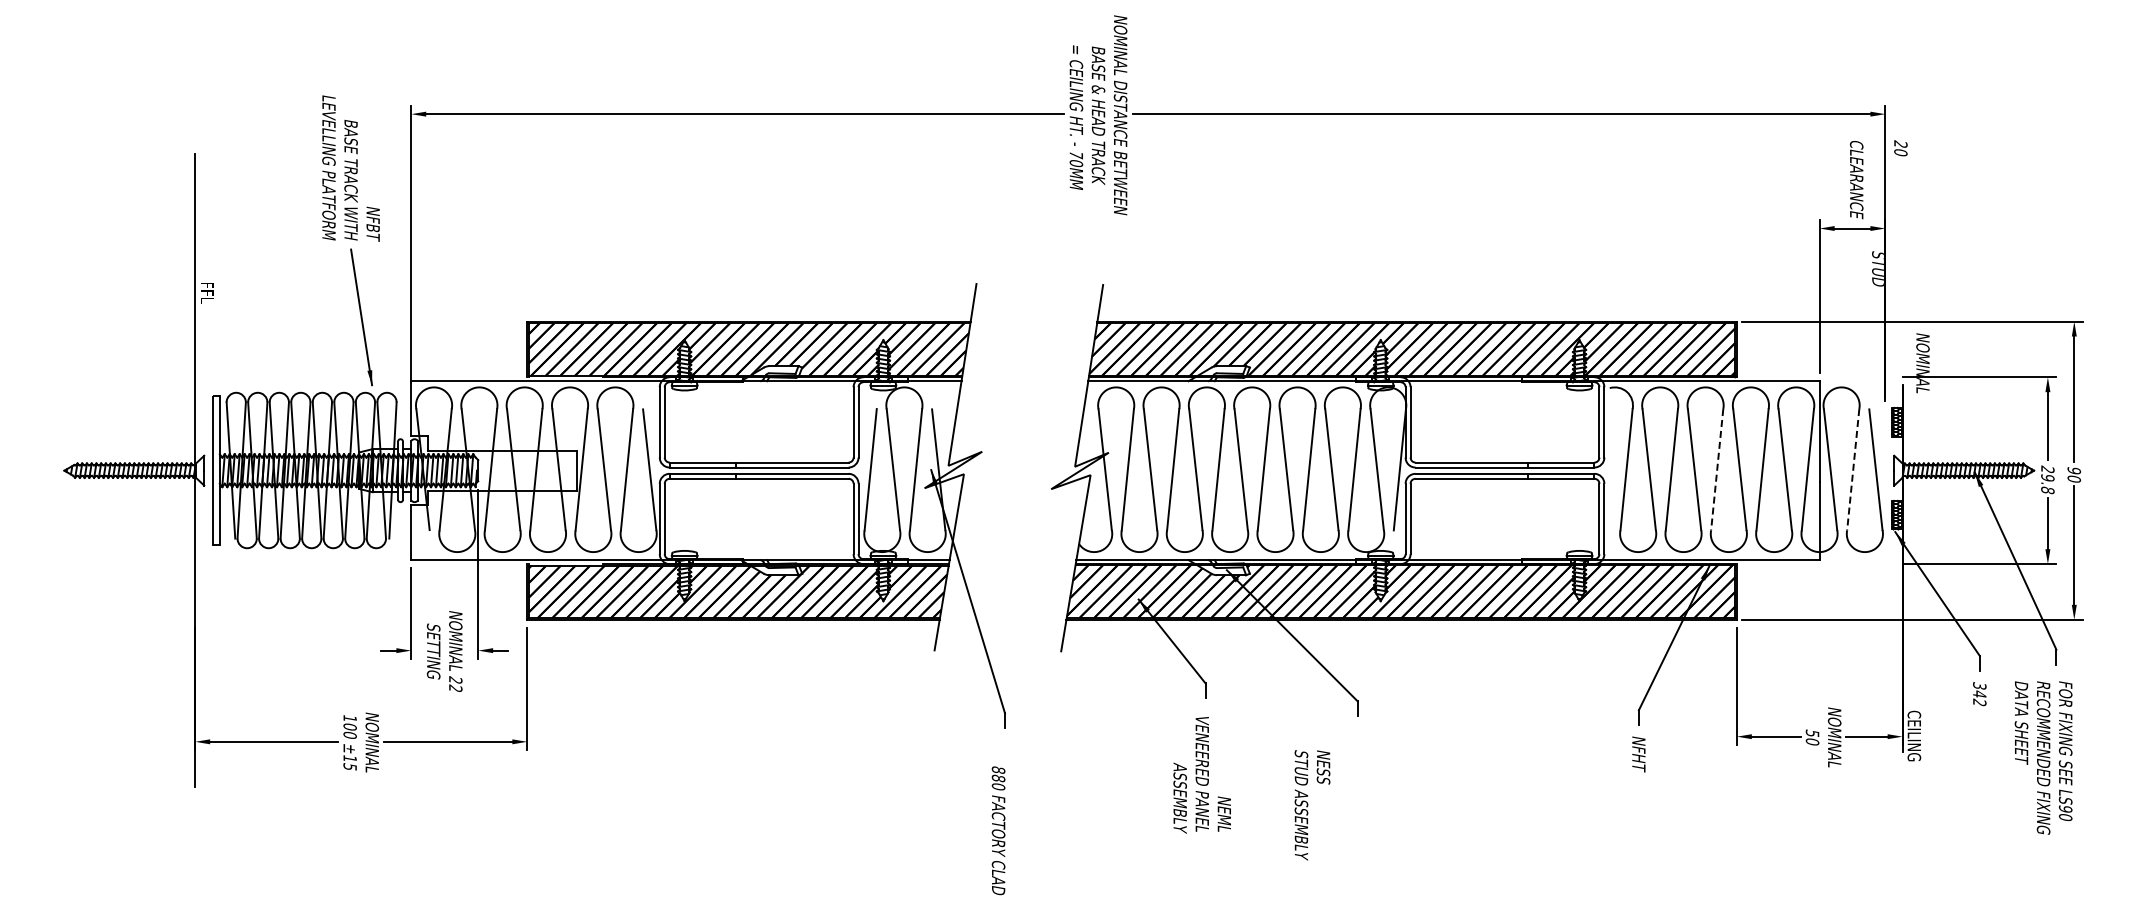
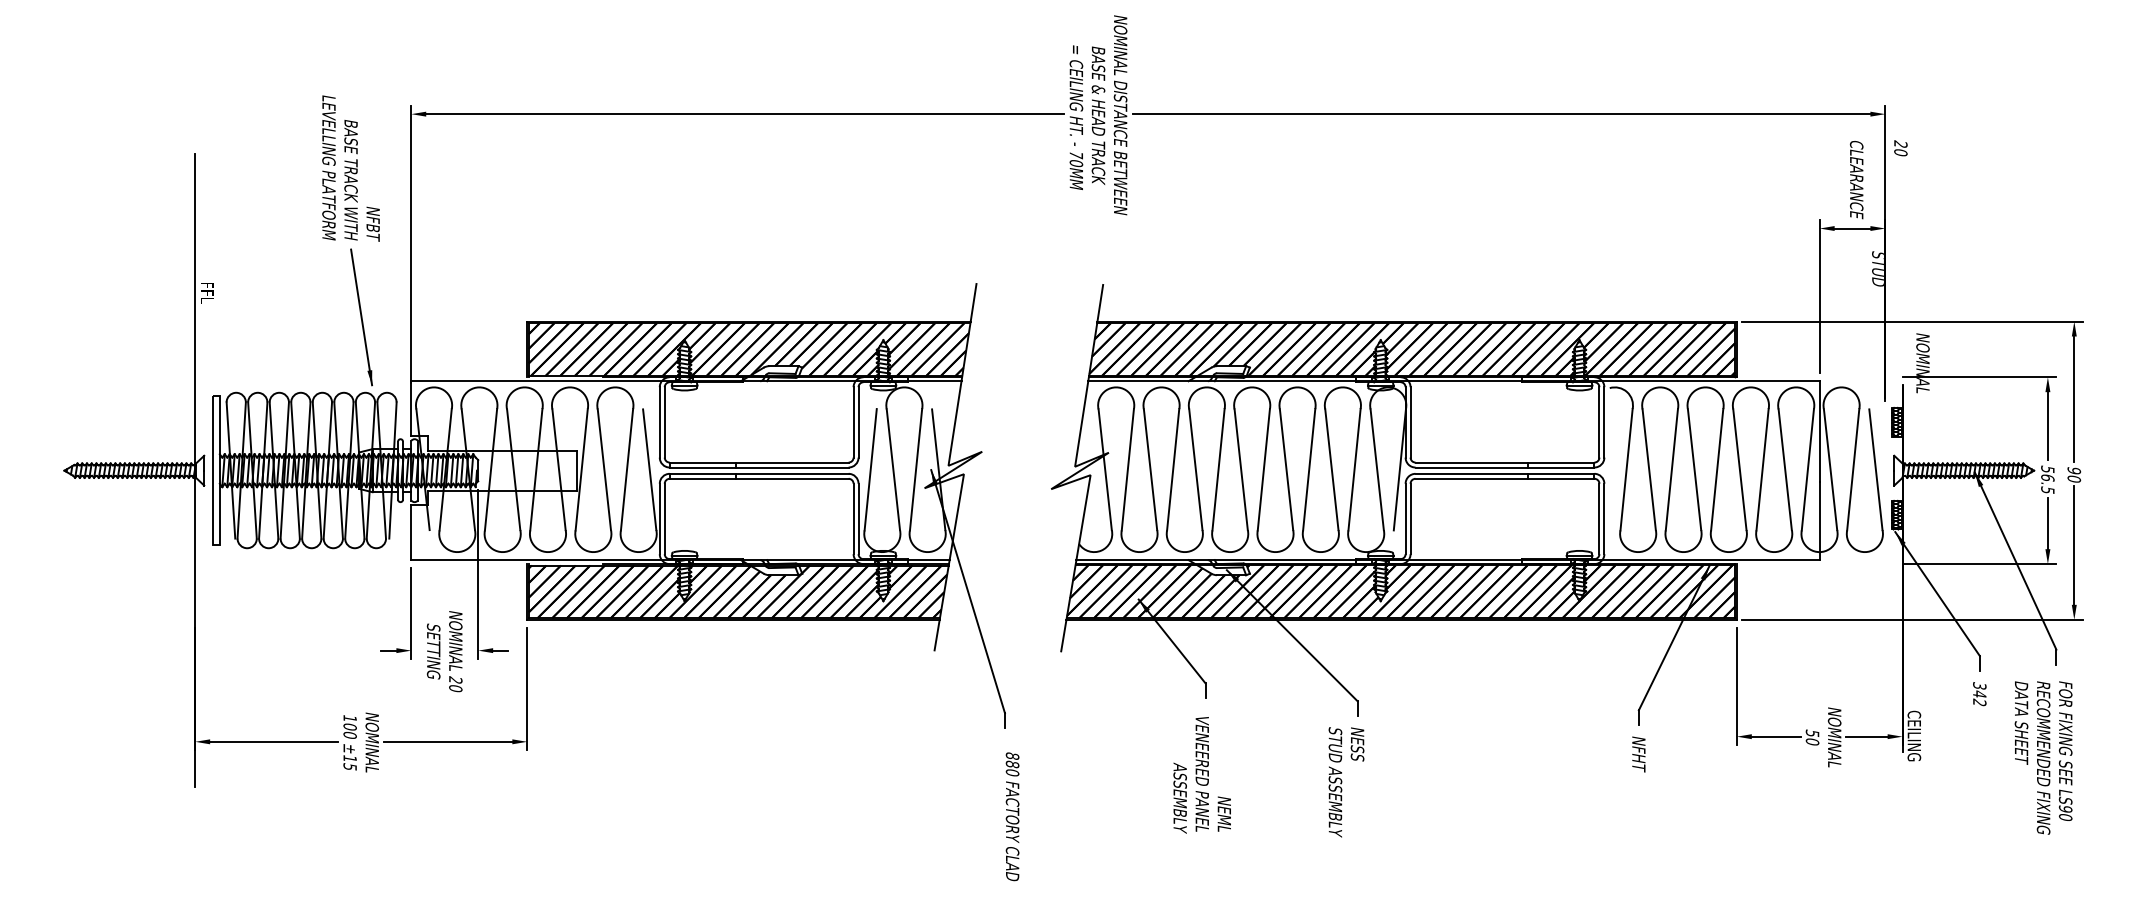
line: dashed -> solid (1717, 469)
line: dashed -> solid (1853, 469)
text: 29.8 -> 56.5 (2047, 479)
text: 22 -> 20 (455, 688)
text position: (1312, 805) -> (1346, 782) (1346, 782)
text position: (998, 830) -> (1012, 816) (1012, 816)
